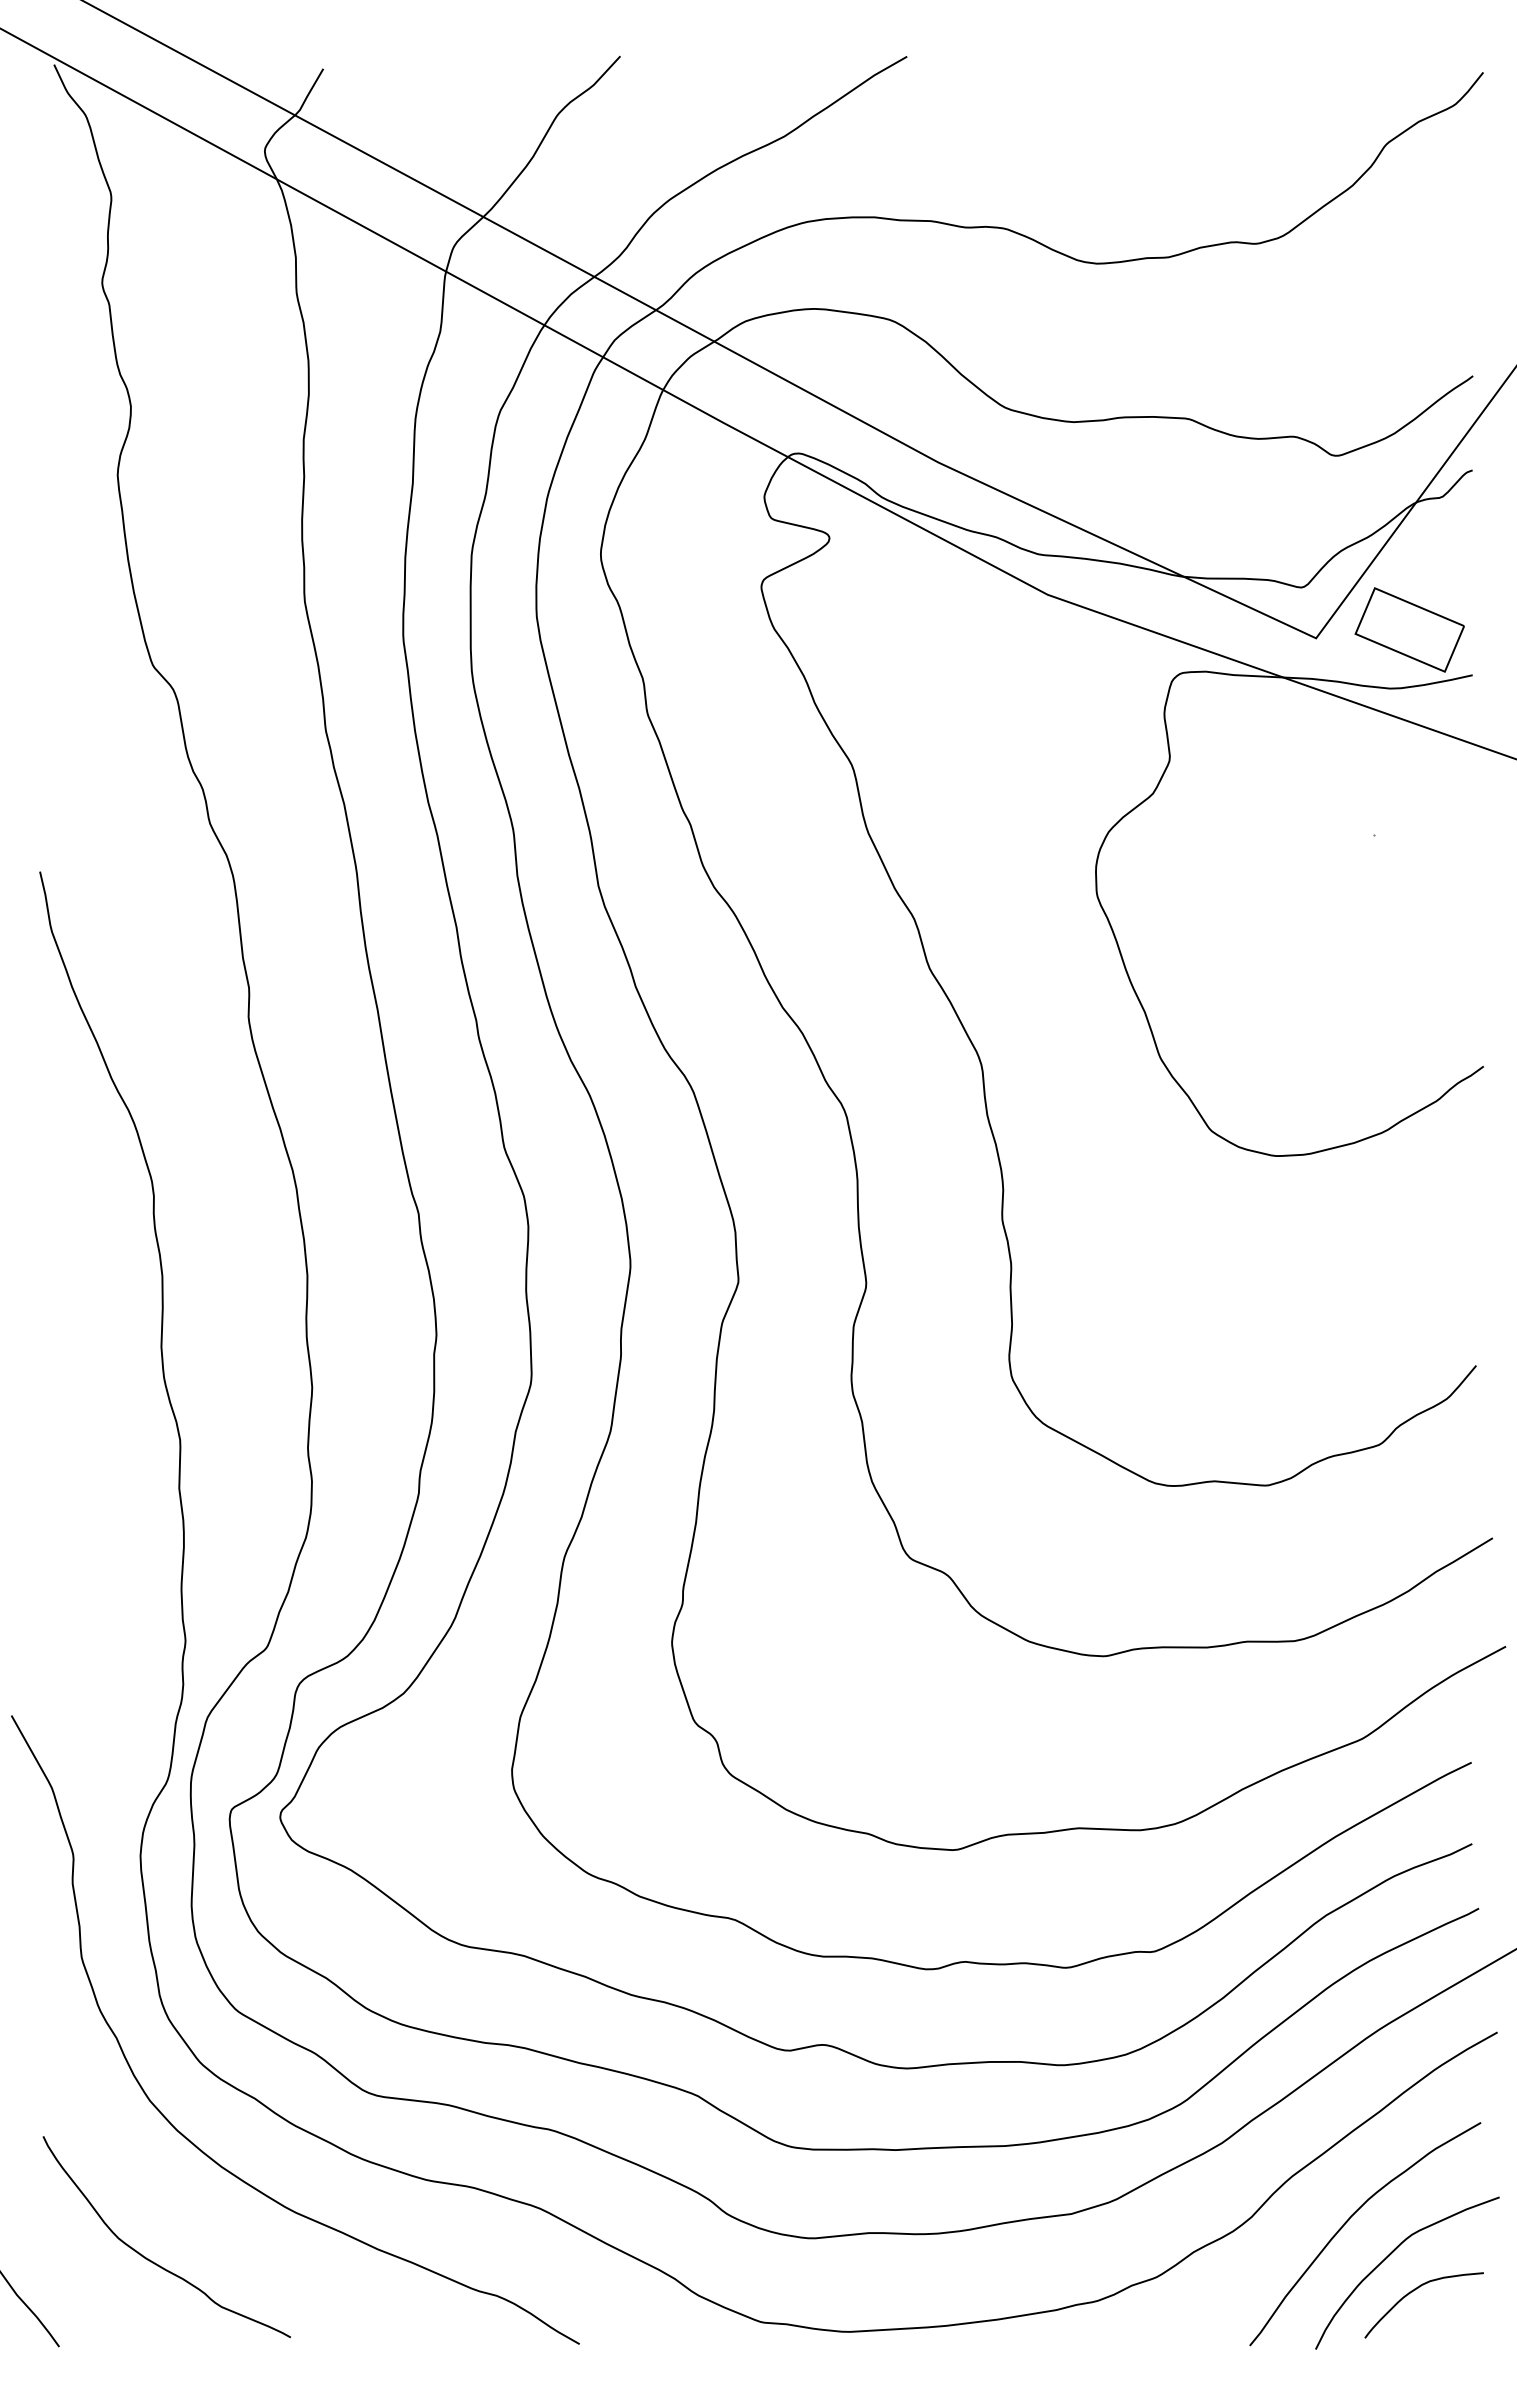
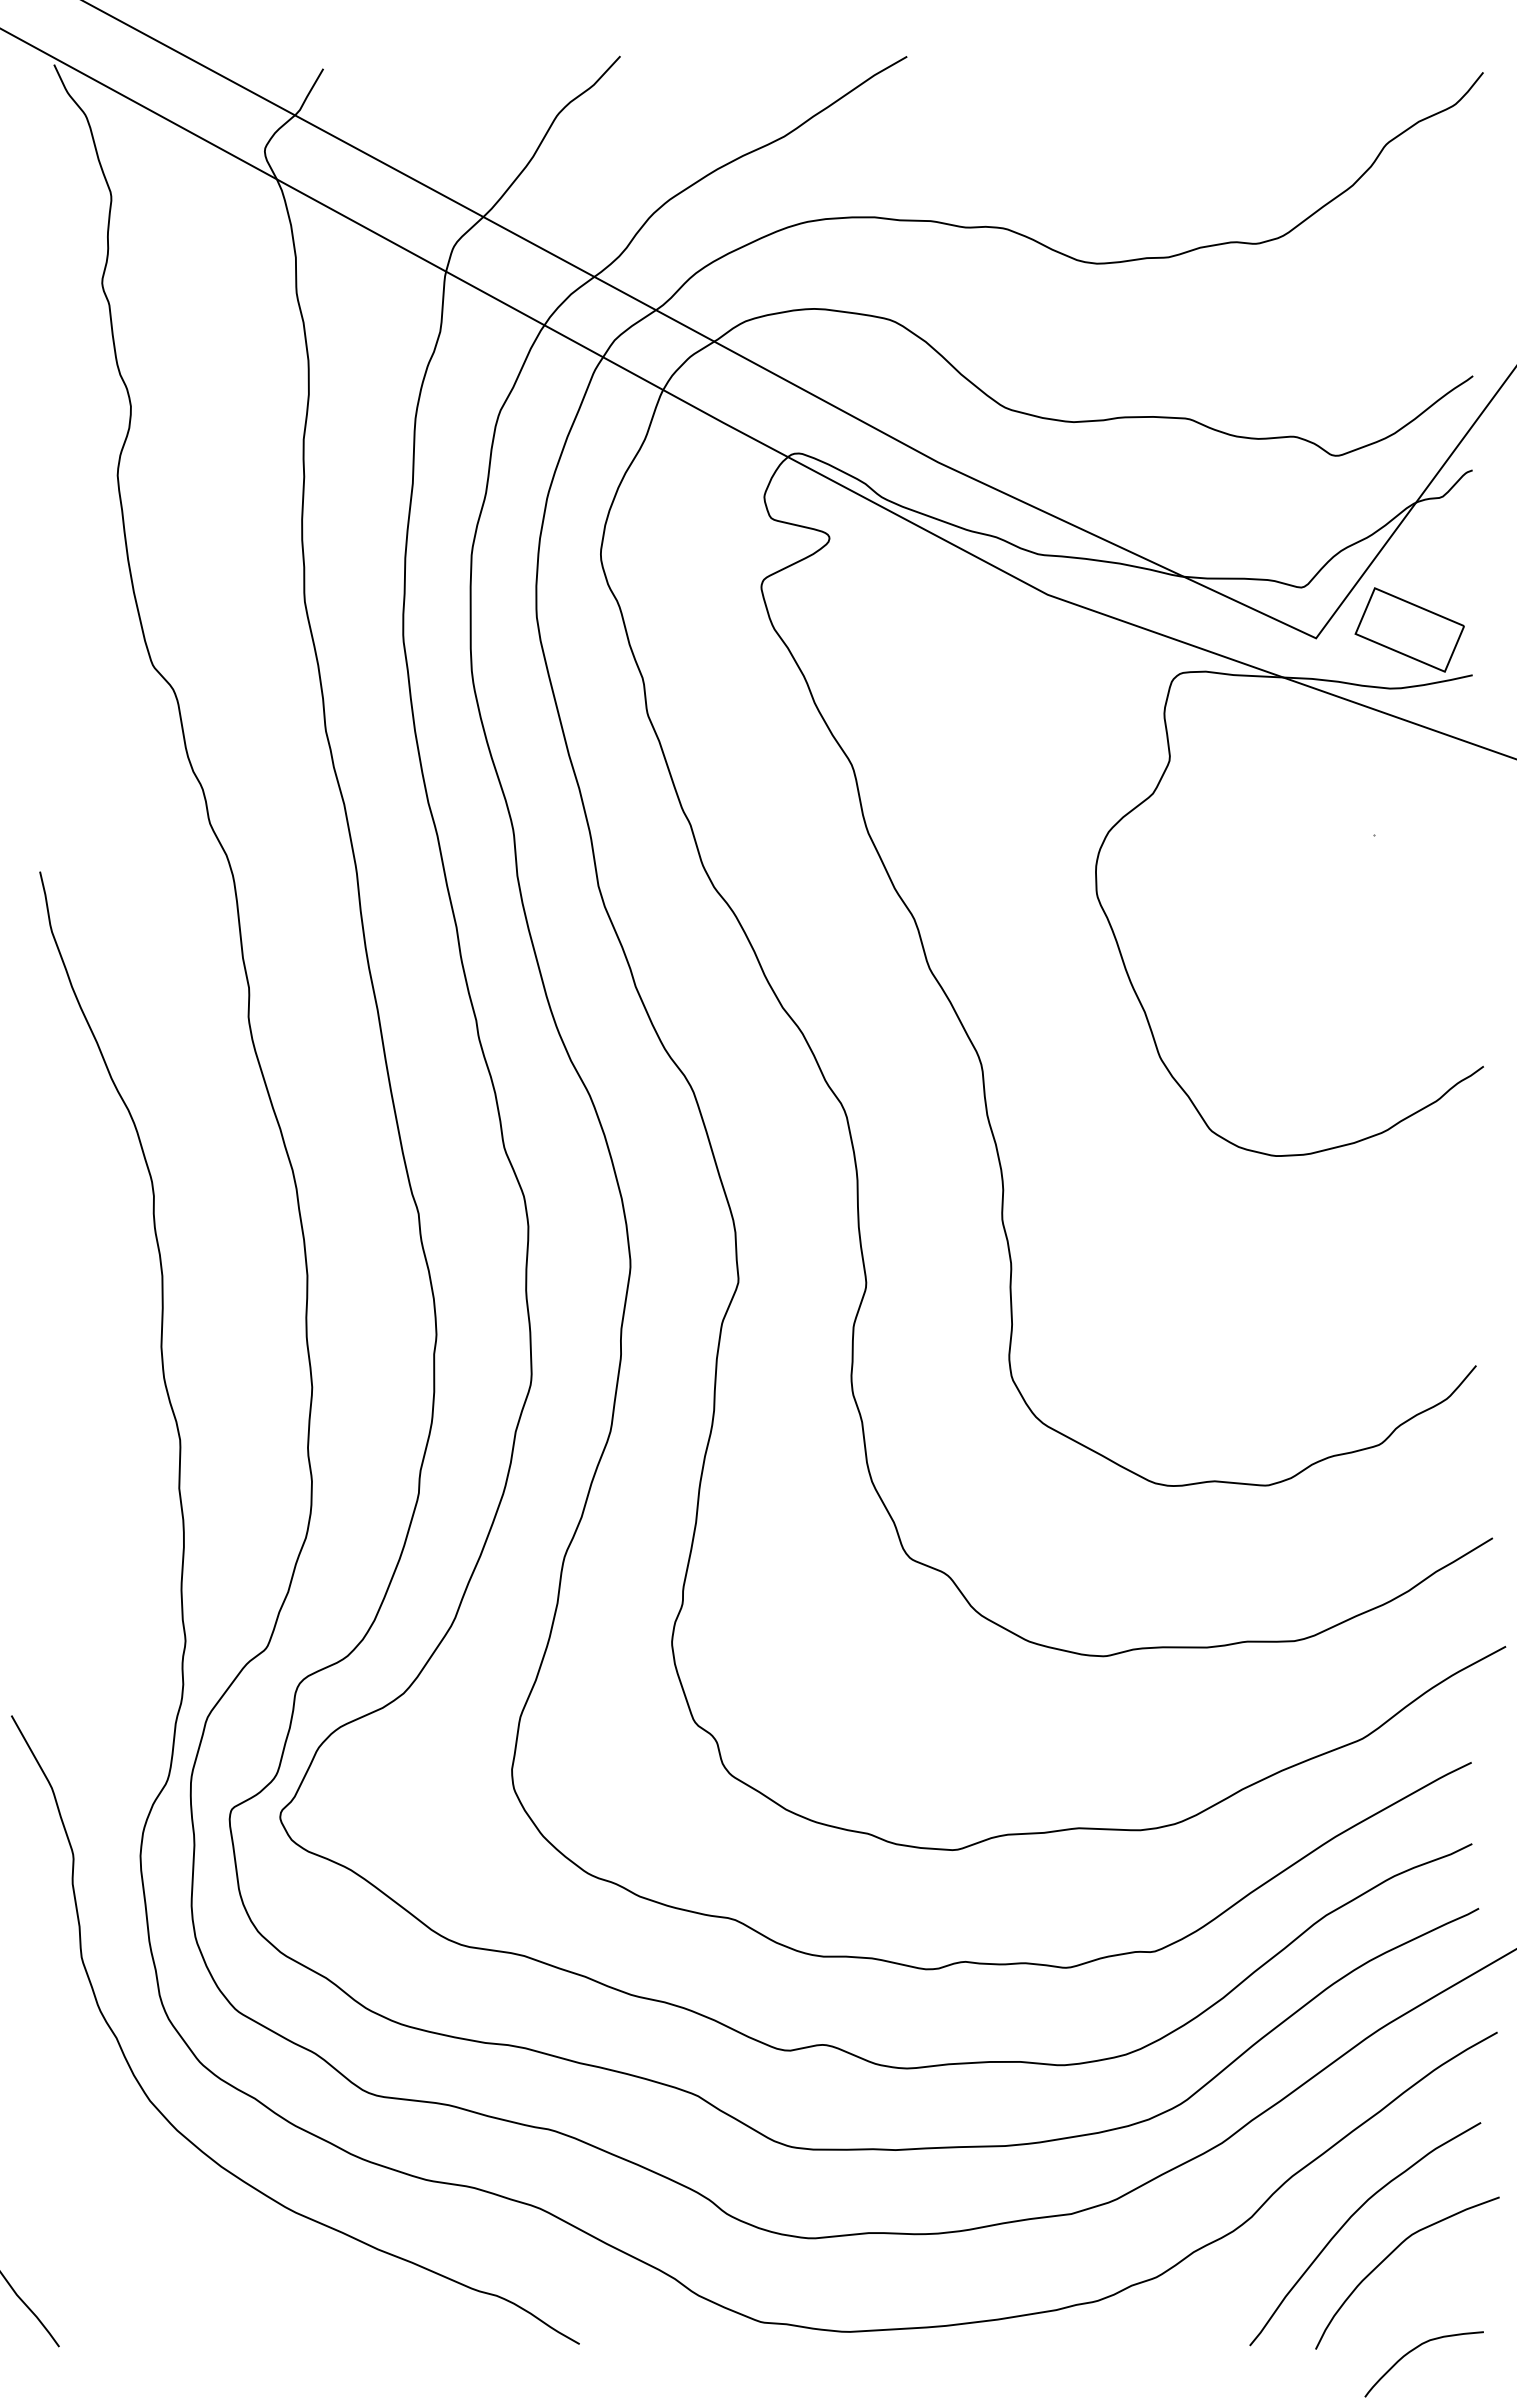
curve: present -> none (150, 2259)
curve position: (1415, 2290) -> (1415, 2349) (1415, 2349)
